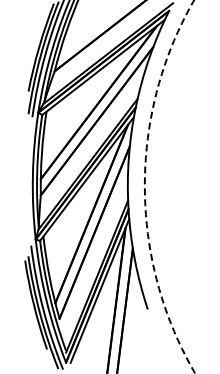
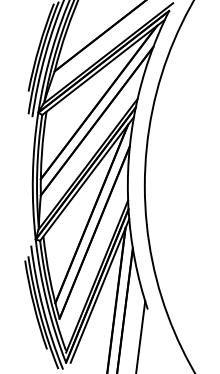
circle: dashed -> solid (169, 186)
line: none -> present (140, 335)
